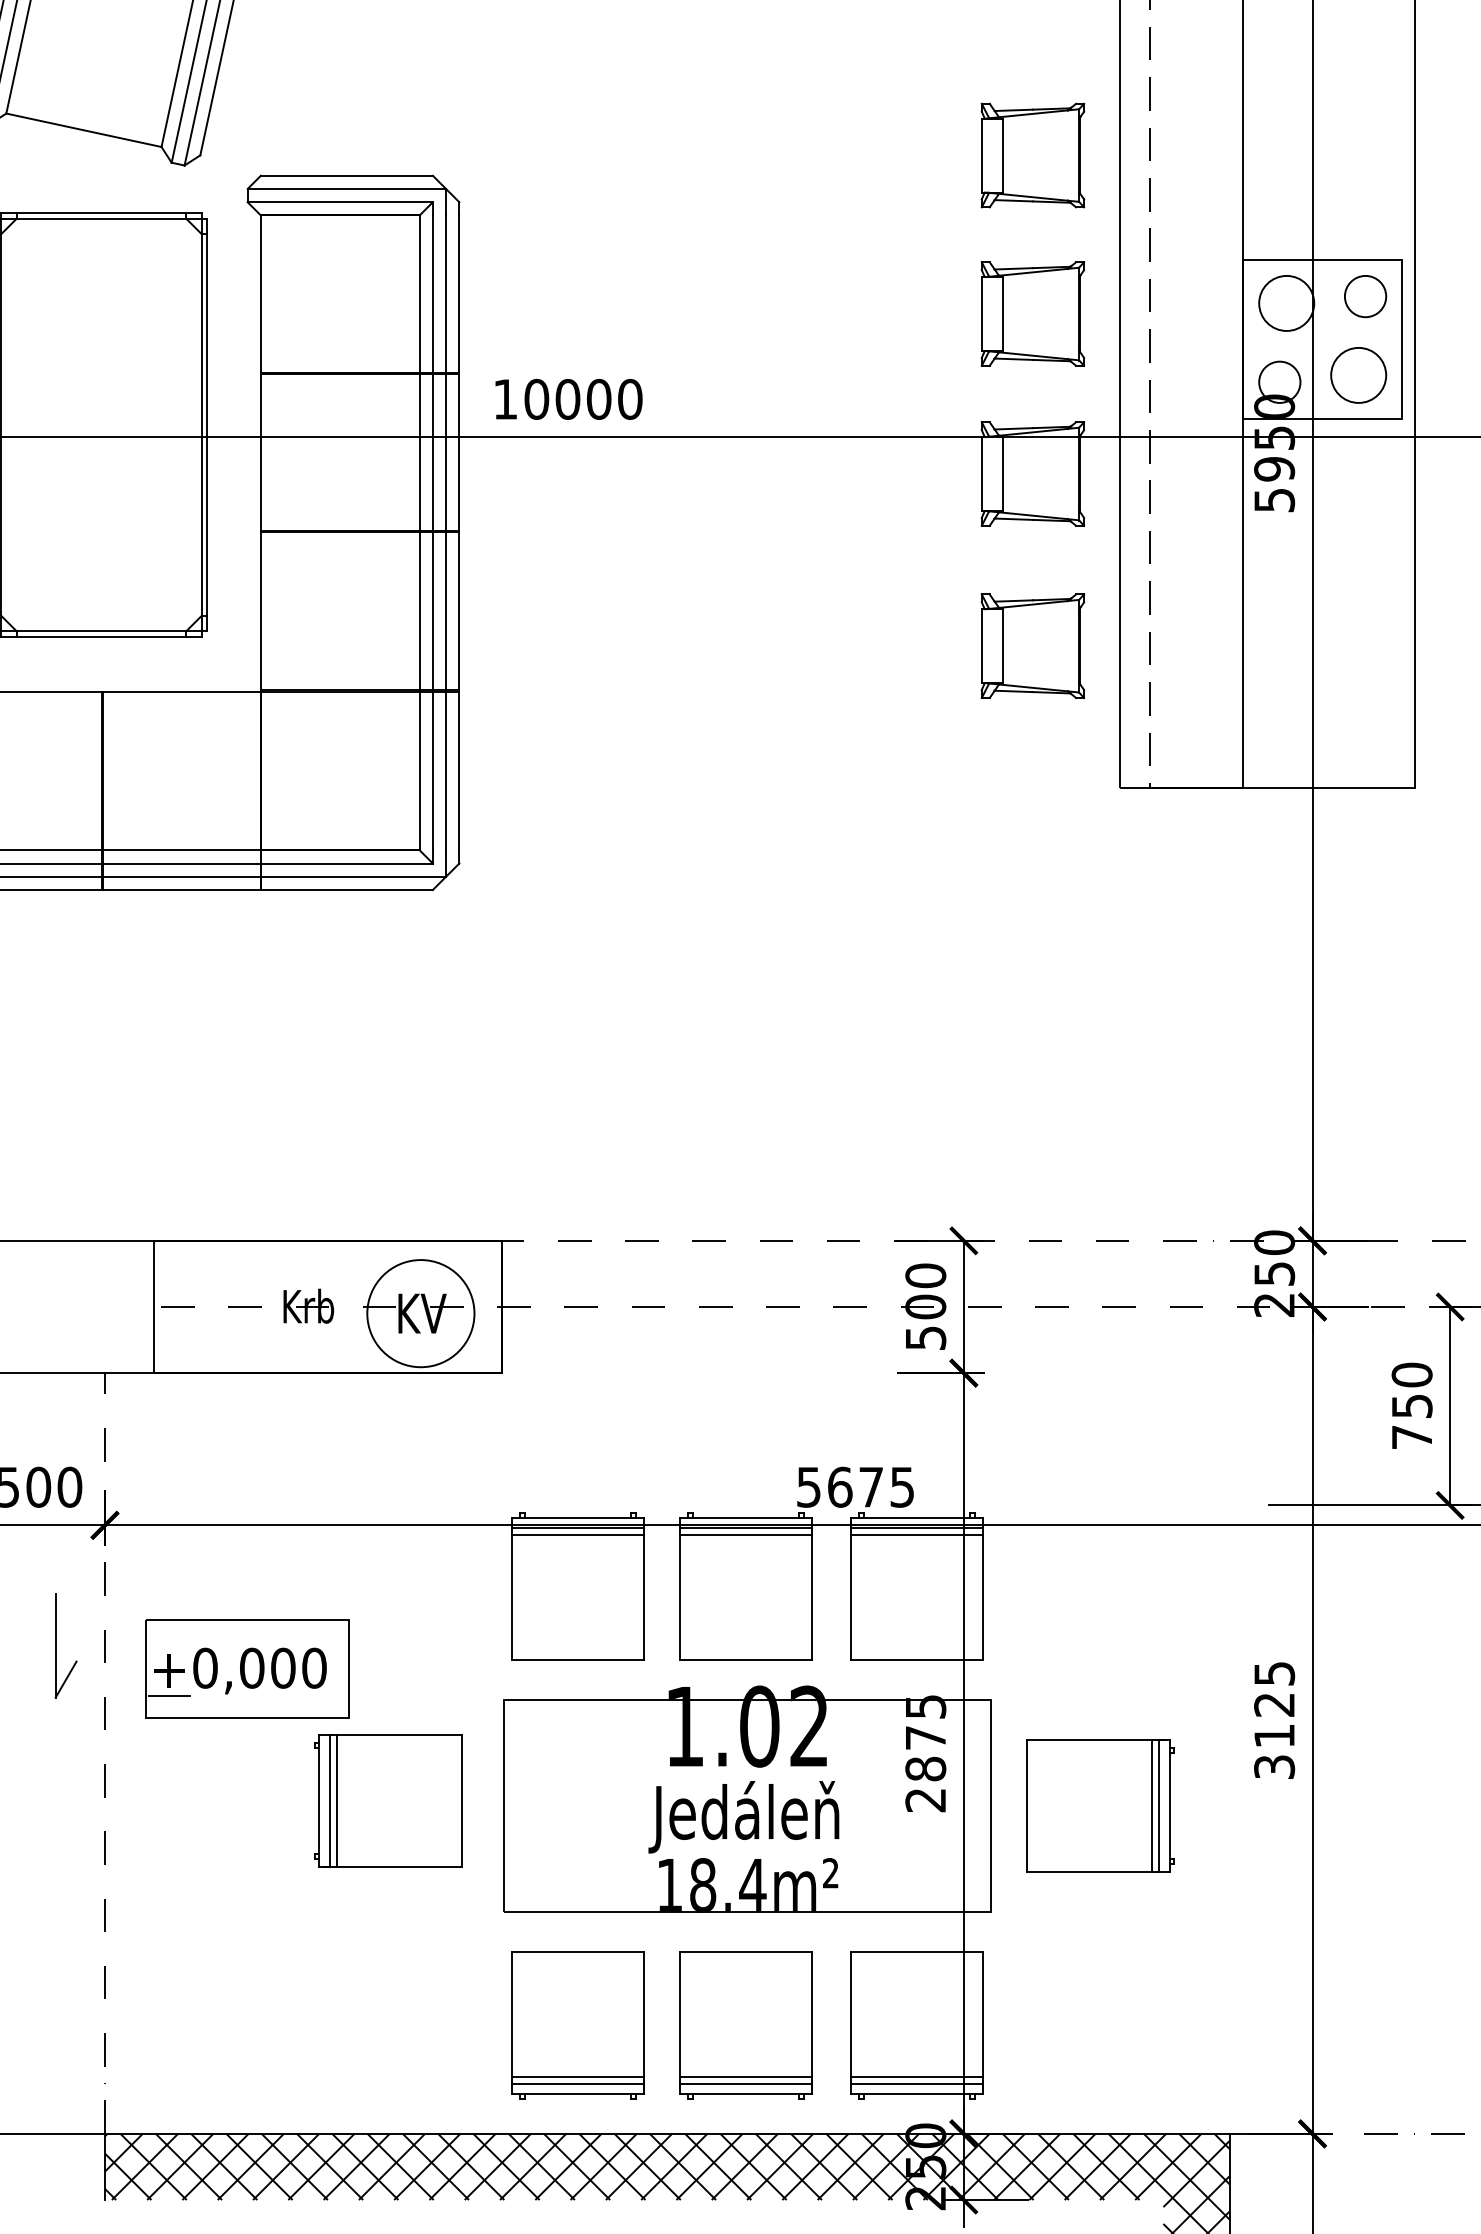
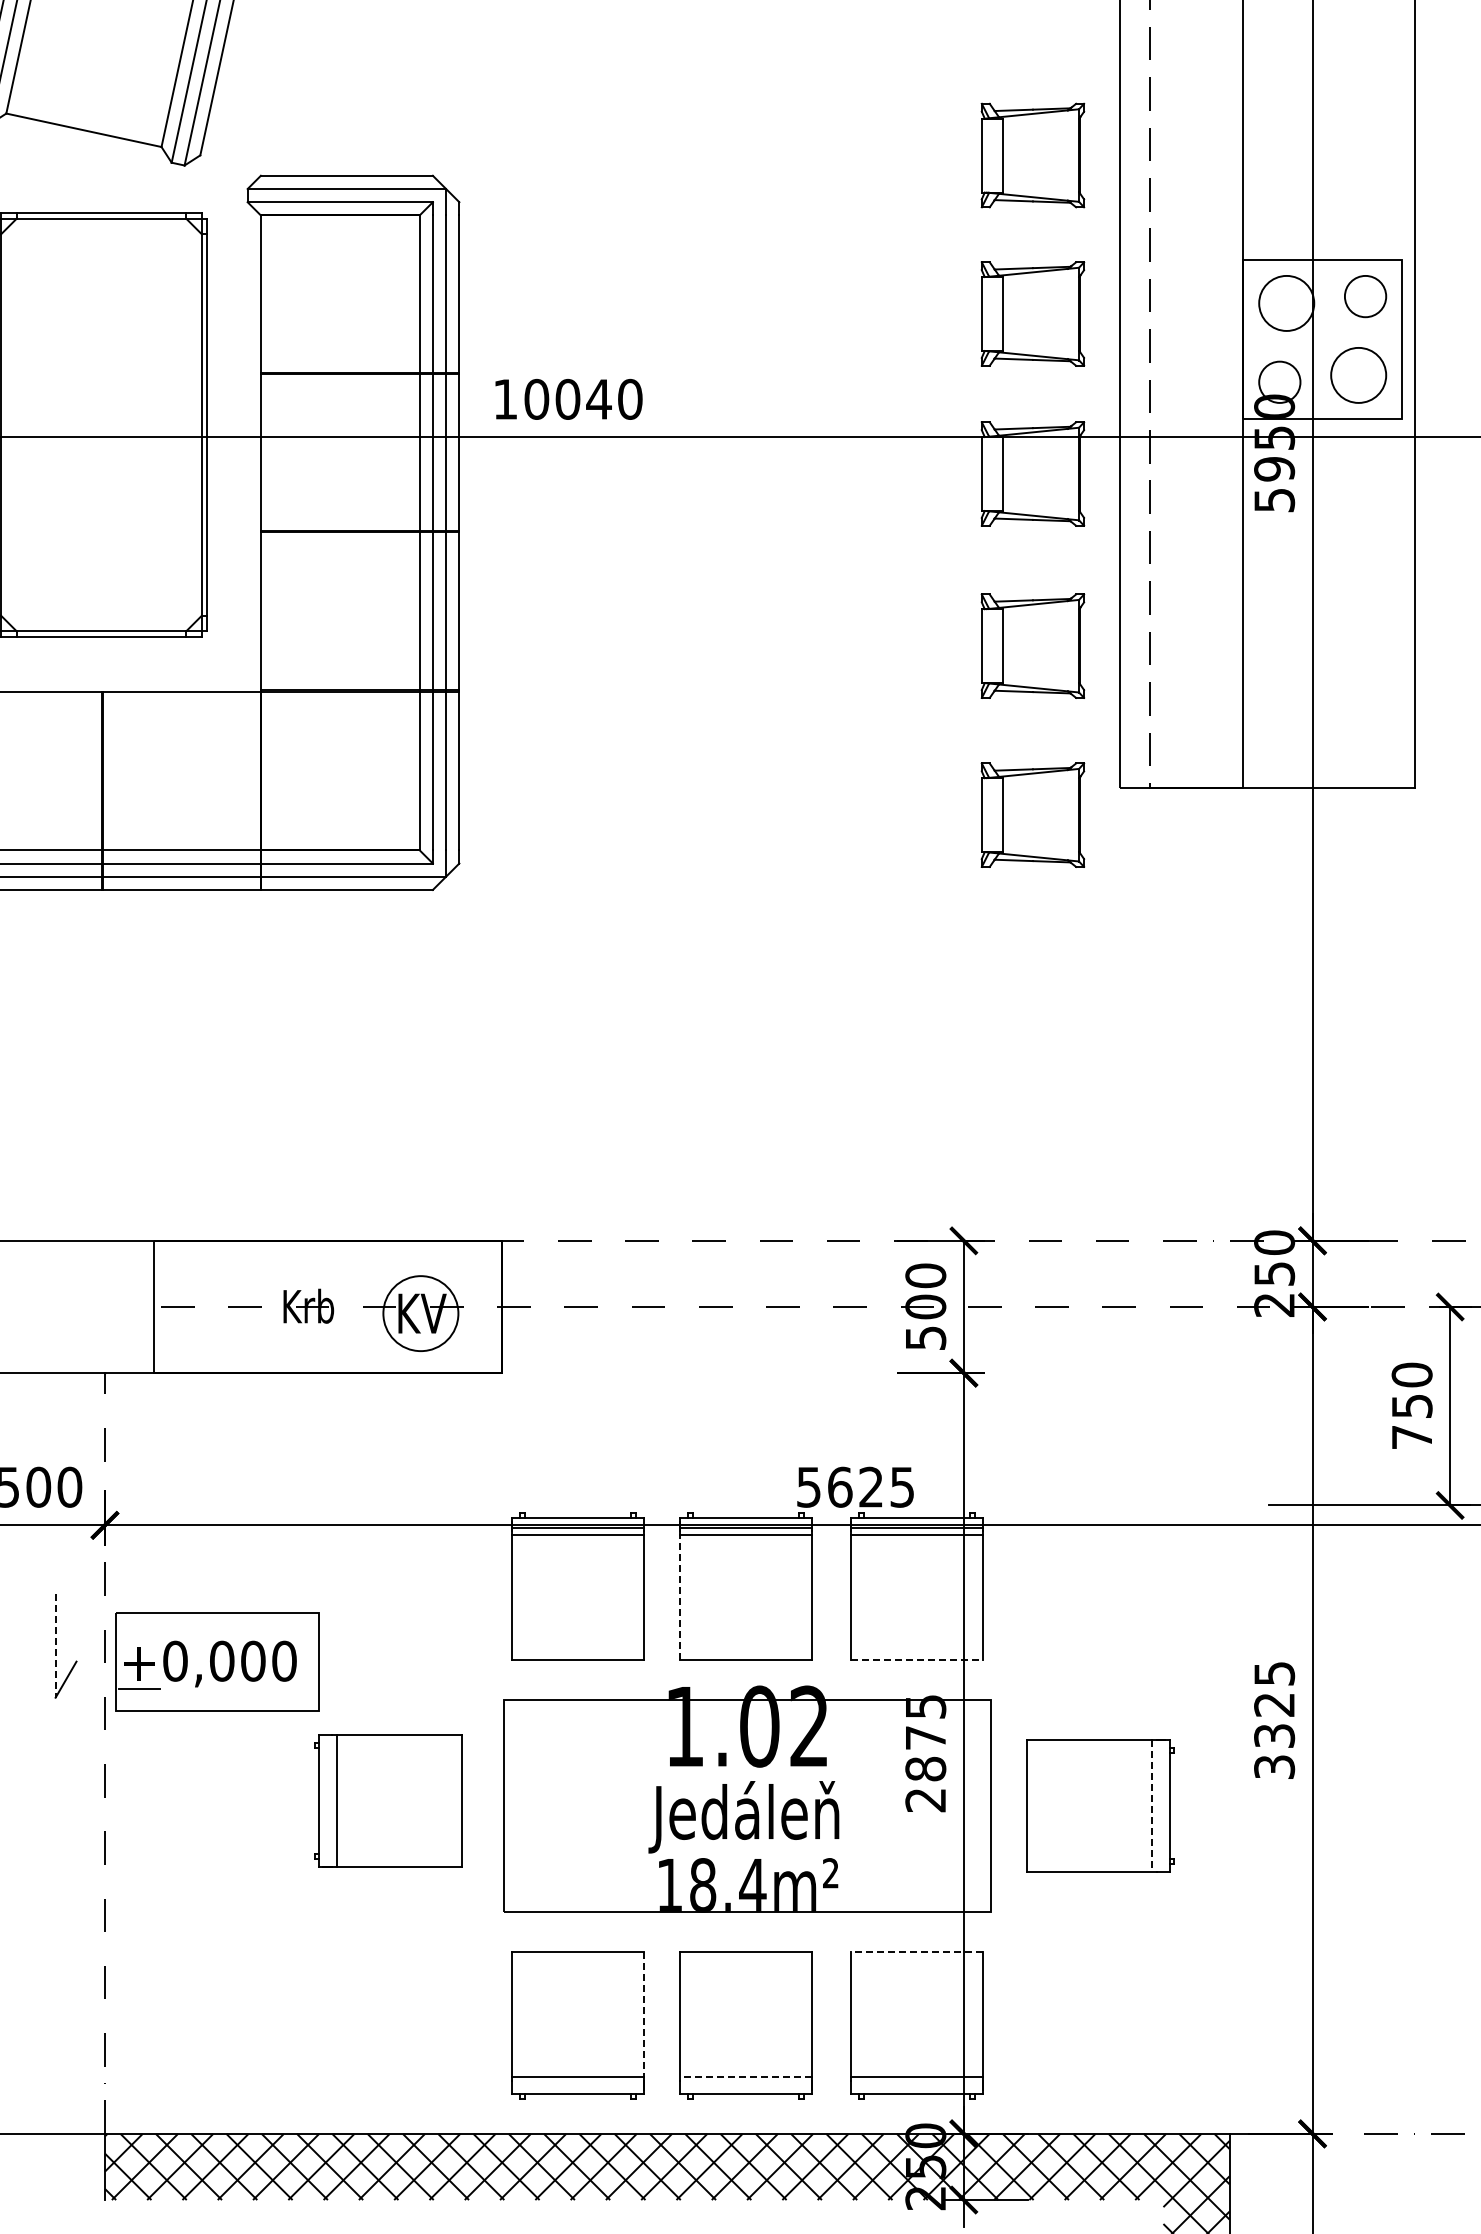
text: 10000 -> 10040 (598, 398)
part: none -> present (1032, 814)
circle diameter: 107 px -> 75 px (420, 1313)
text: 5675 -> 5625 (870, 1486)
line: solid -> dashed (679, 1597)
line: solid -> dashed (55, 1645)
line: solid -> dashed (917, 1660)
part position: (247, 1668) -> (217, 1661) (217, 1661)
text: 3125 -> 3325 (1274, 1735)
line: present -> none (329, 1800)
line: present -> none (1159, 1805)
line: solid -> dashed (1152, 1806)
line: solid -> dashed (916, 1951)
line: solid -> dashed (644, 2014)
line: solid -> dashed (745, 2076)
line: present -> none (577, 2083)
line: present -> none (745, 2083)
line: present -> none (916, 2083)
